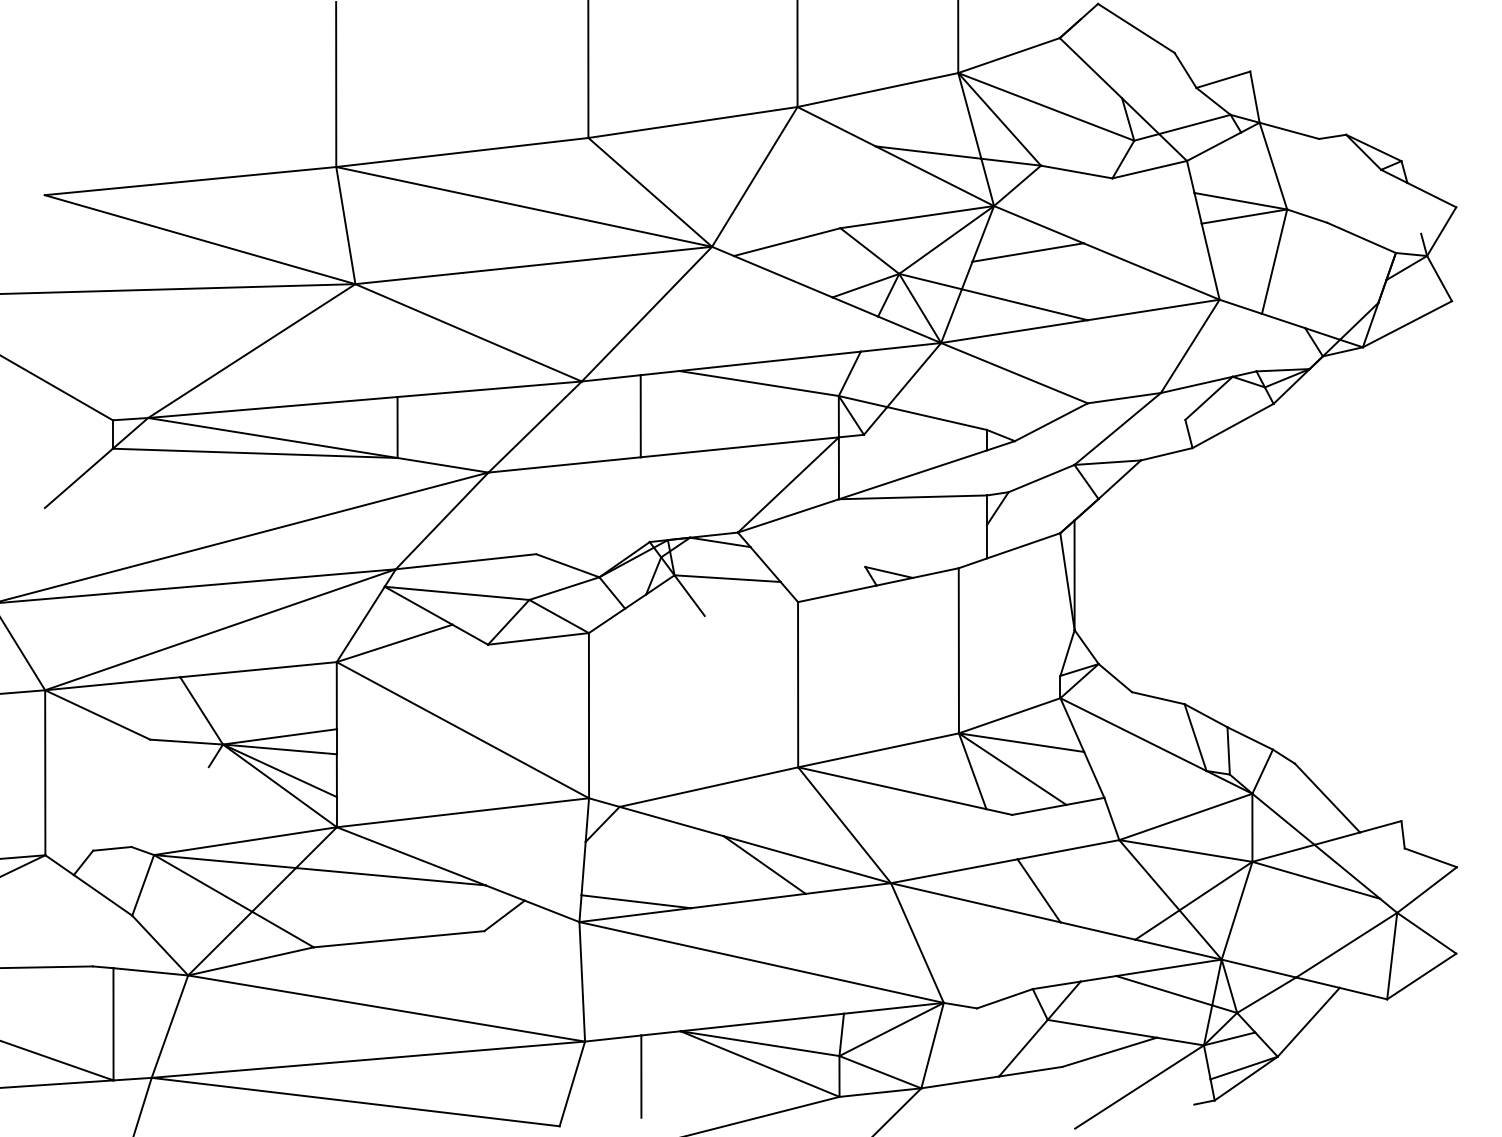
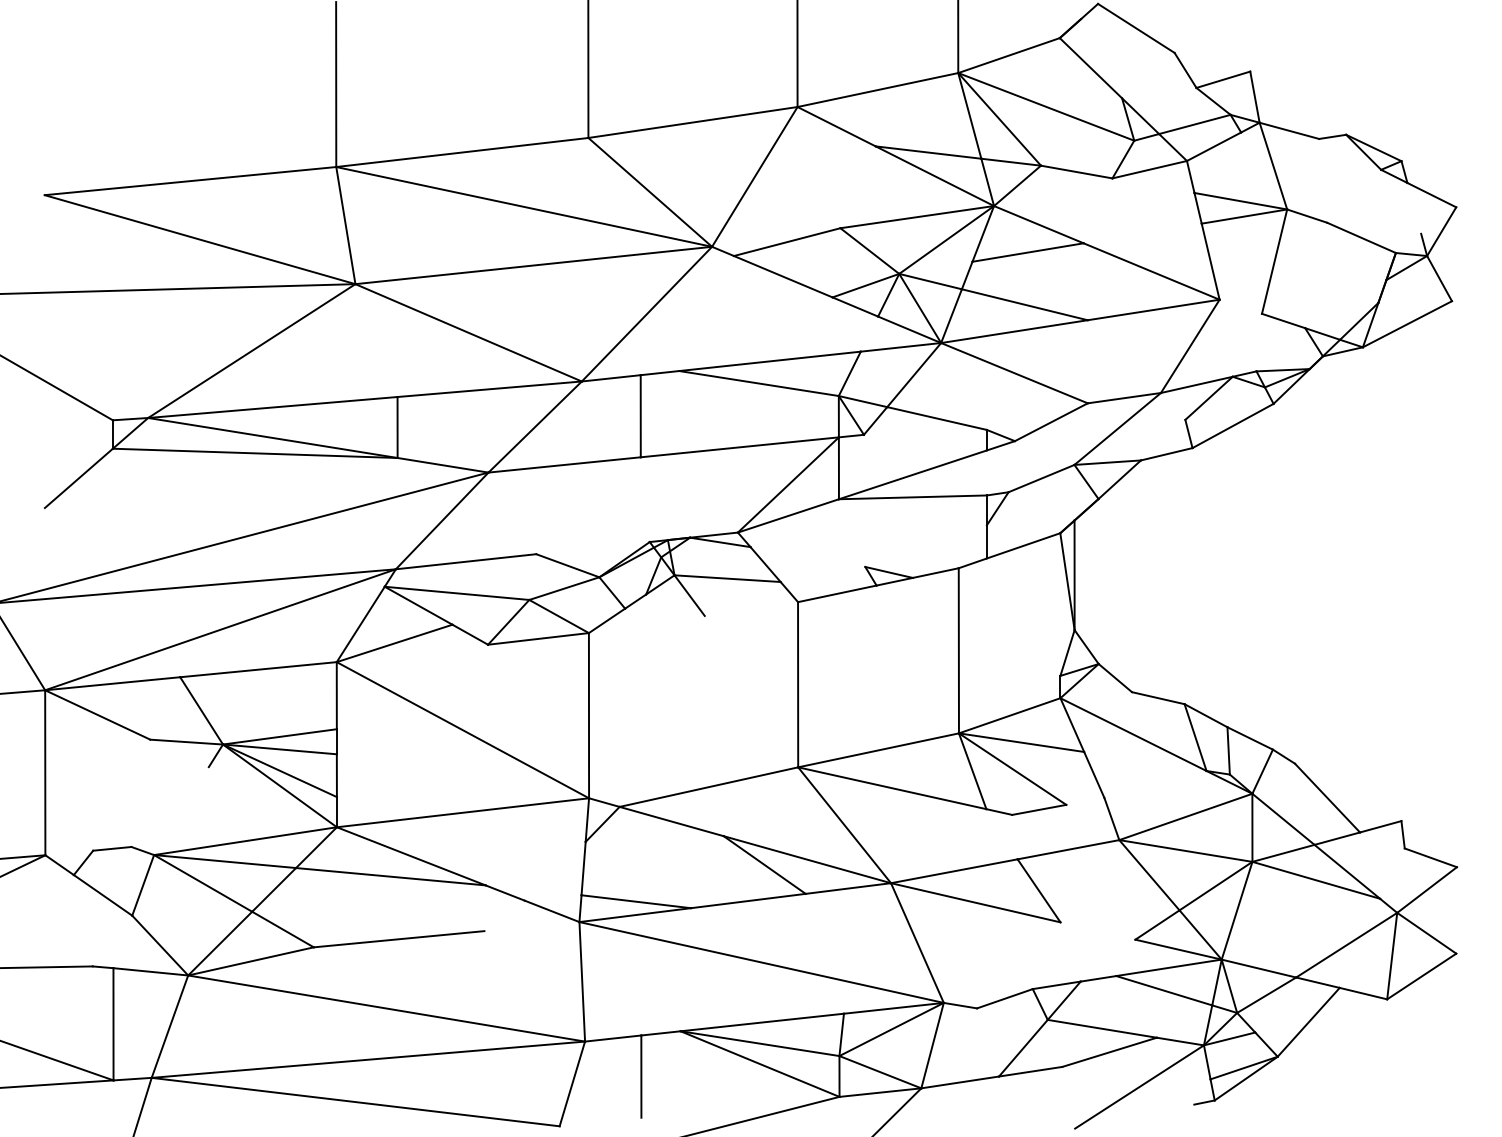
line: present -> none (1240, 306)
line: present -> none (1085, 800)
line: present -> none (504, 915)
line: present -> none (1097, 930)
